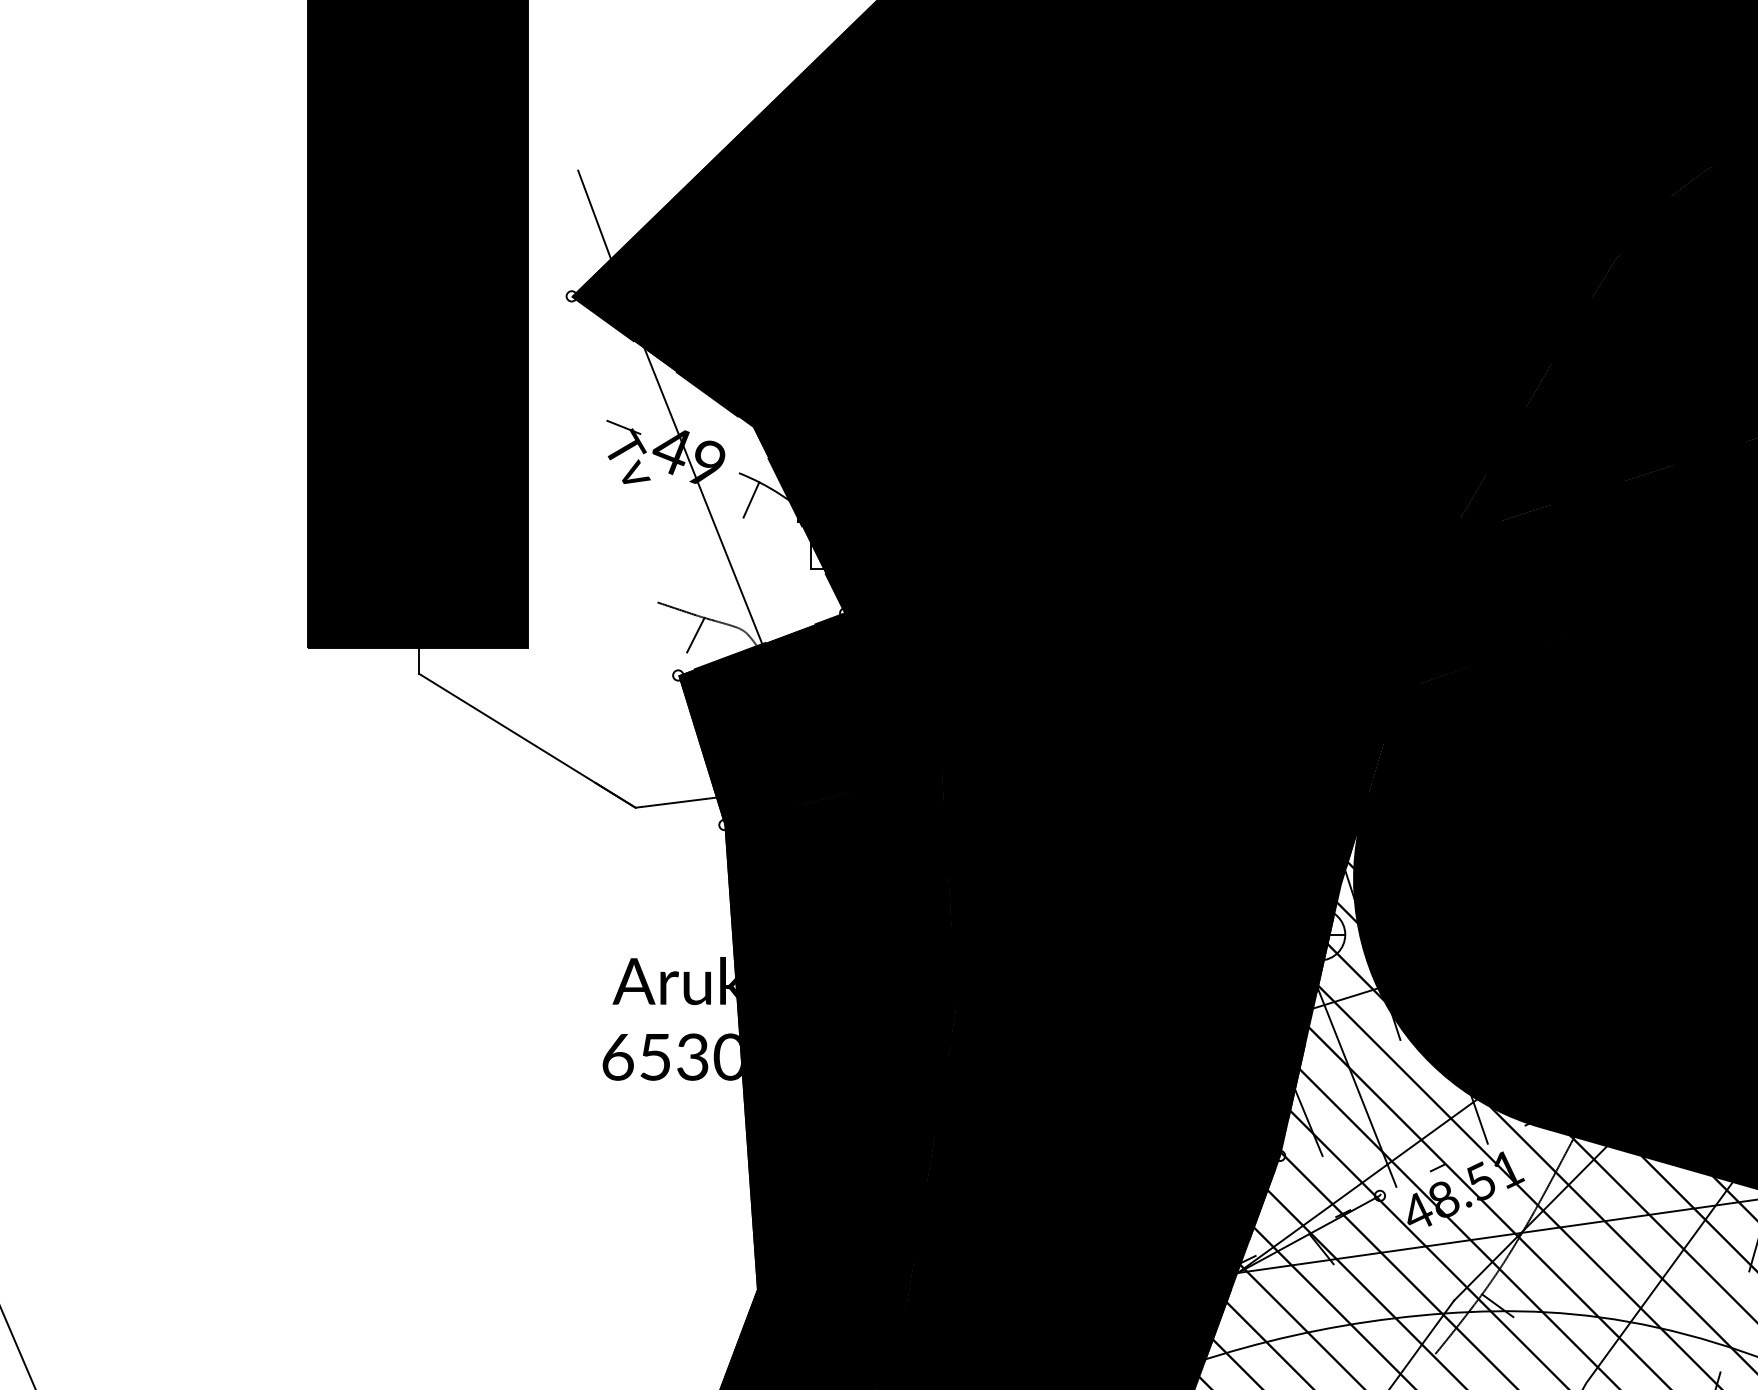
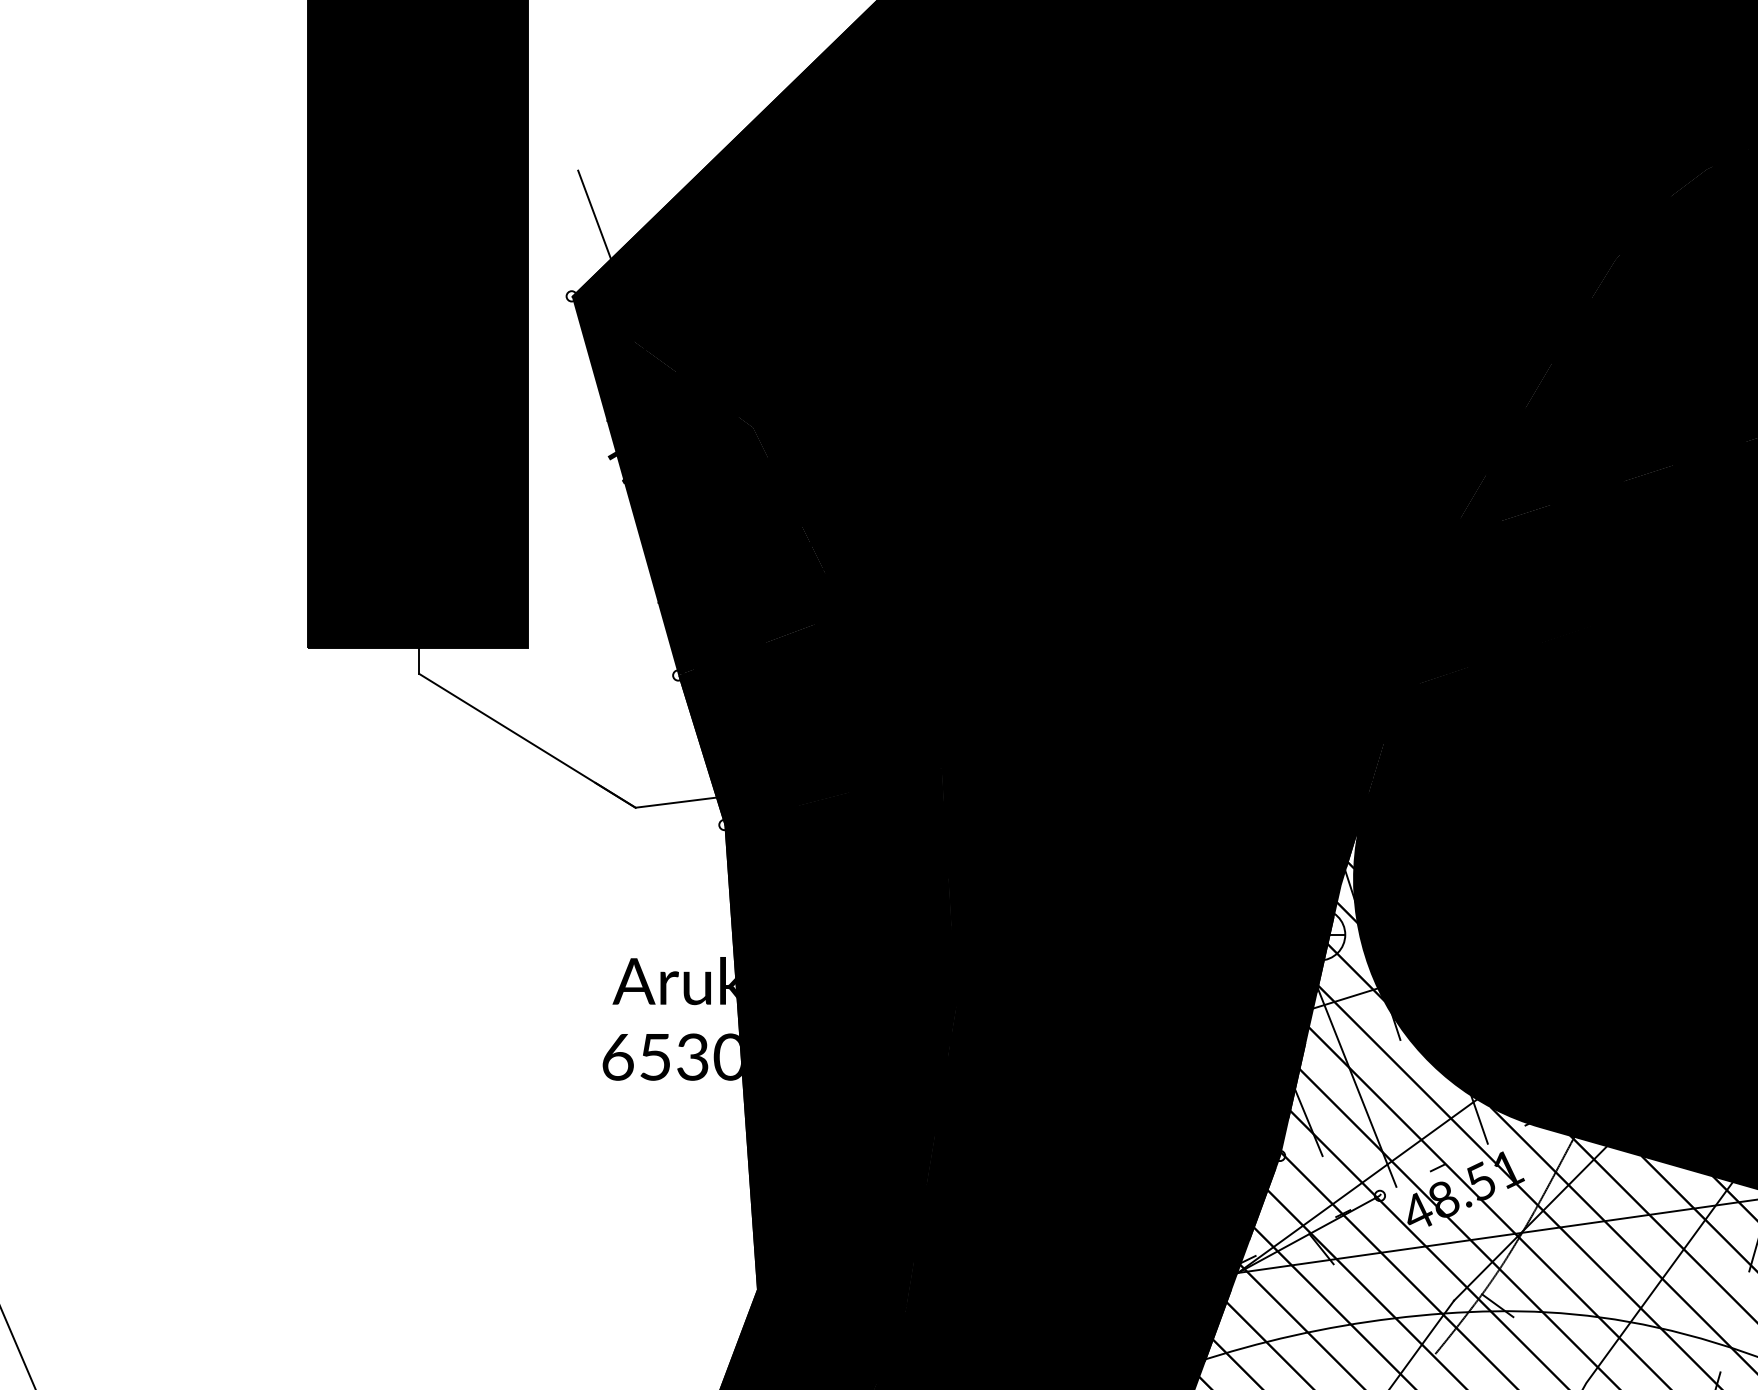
fill: none -> present (708, 485)
